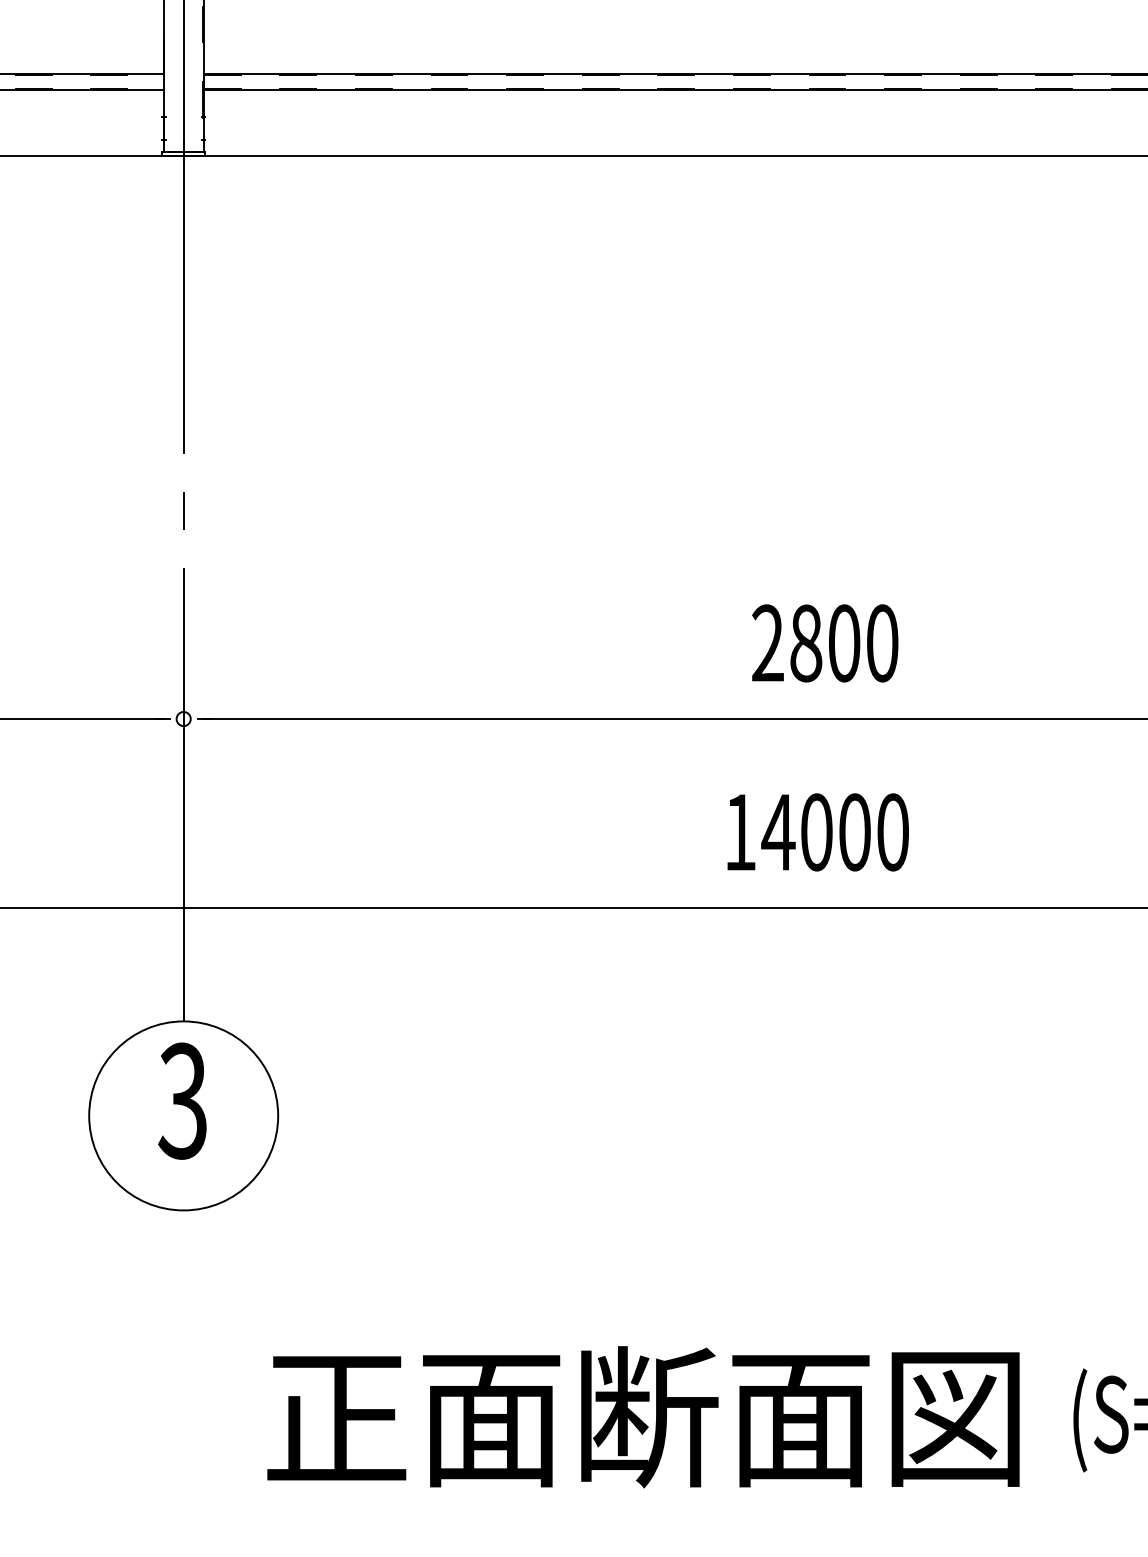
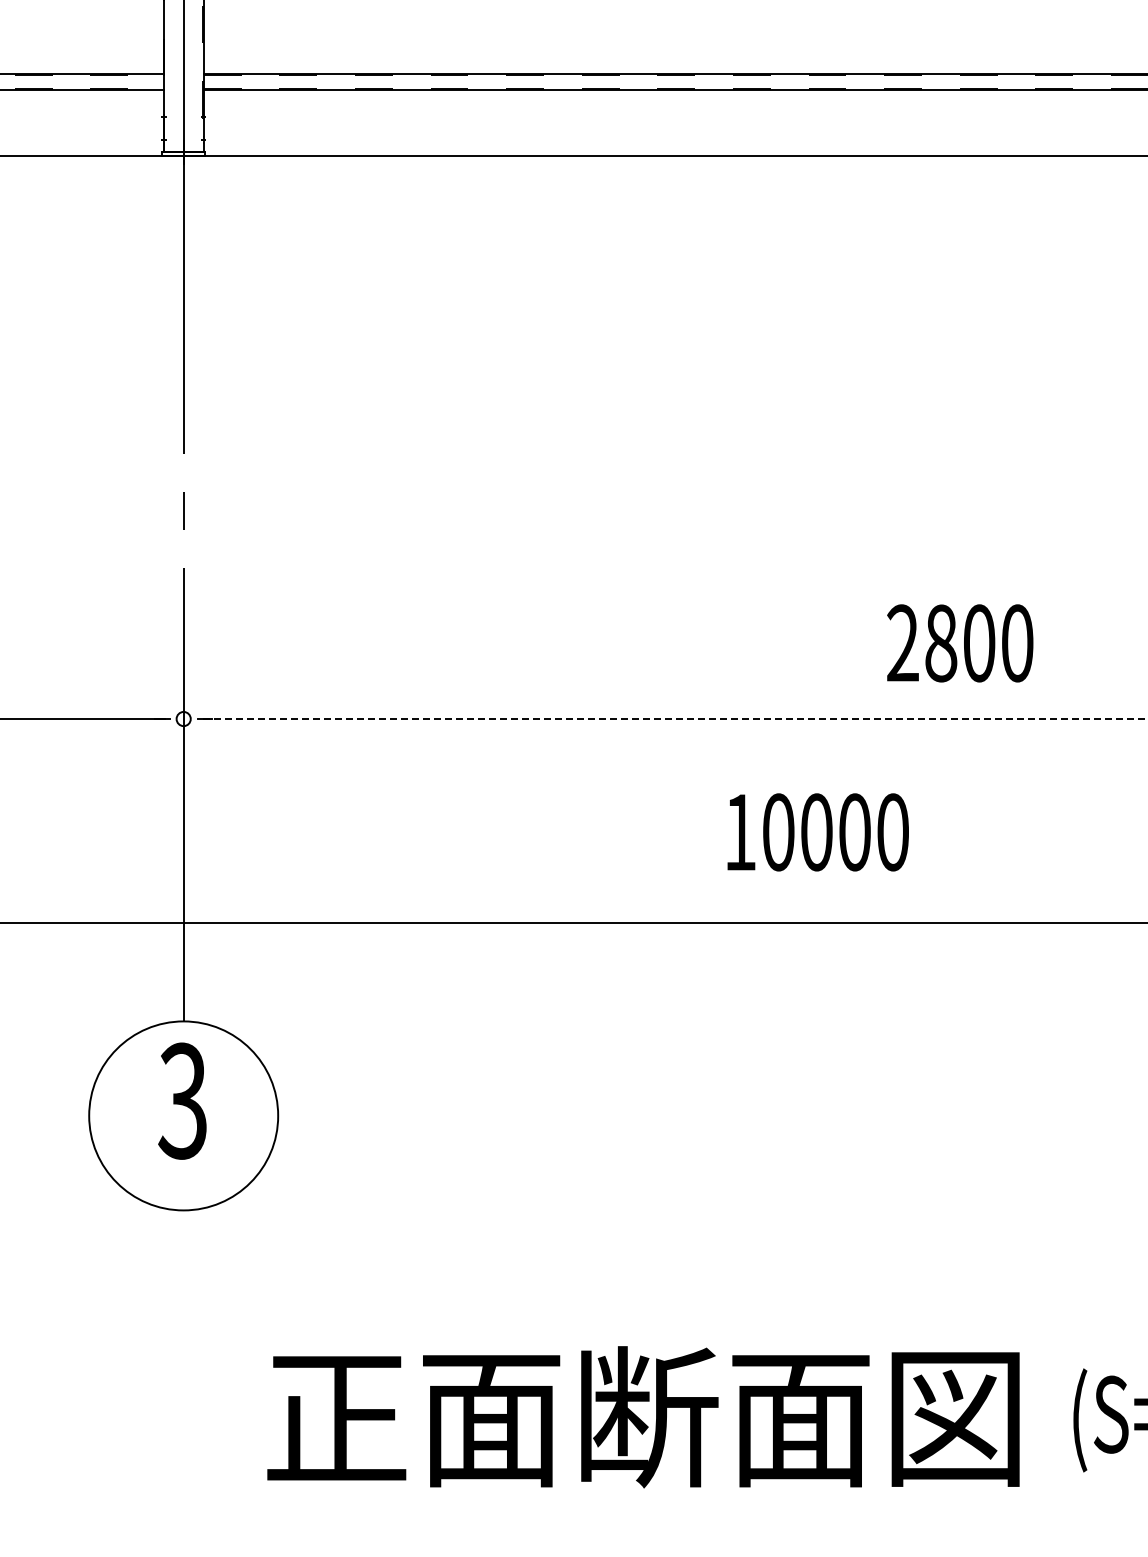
text position: (825, 643) -> (960, 643) (960, 643)
line: solid -> dashed (675, 719)
text: 14000 -> 10000 (778, 832)
line position: (573, 908) -> (573, 923) (573, 923)
